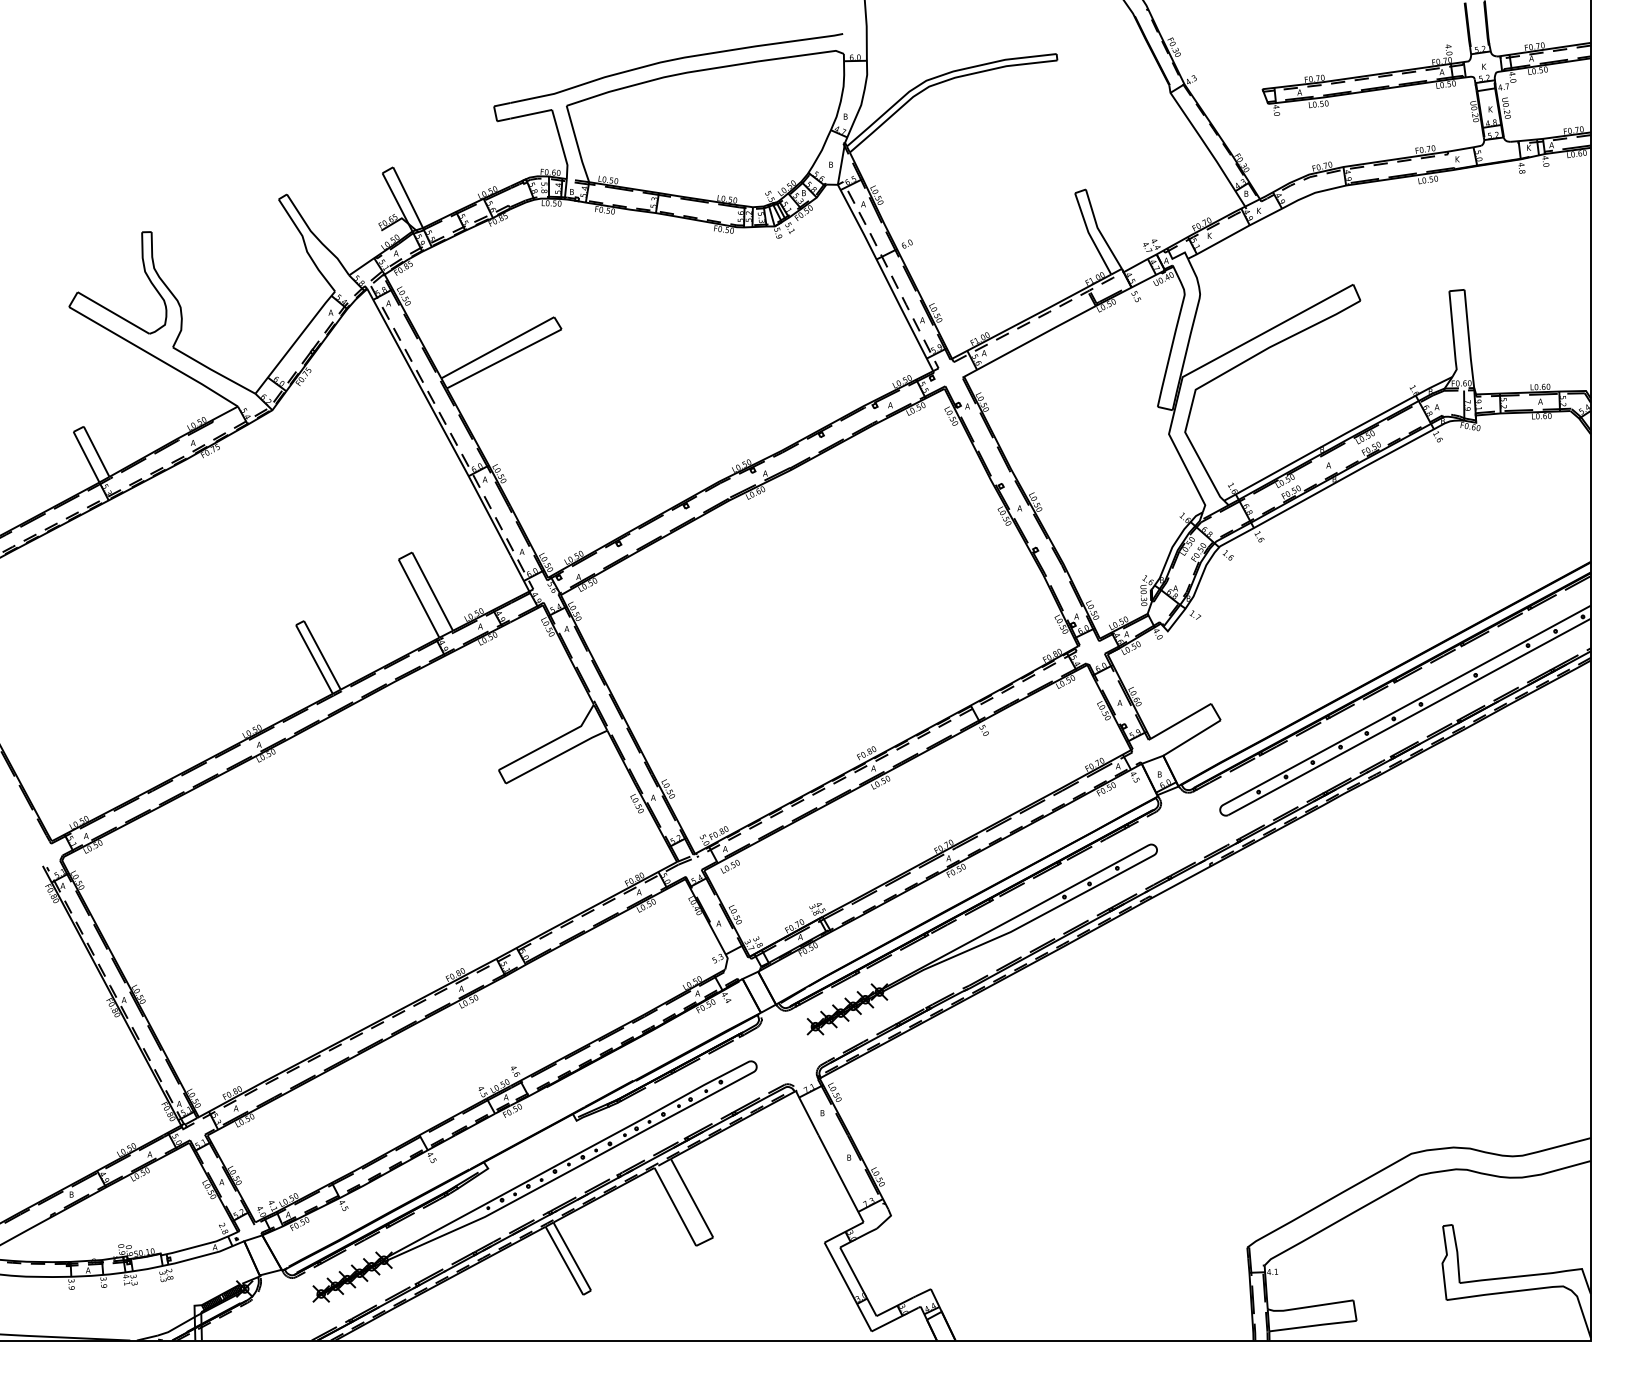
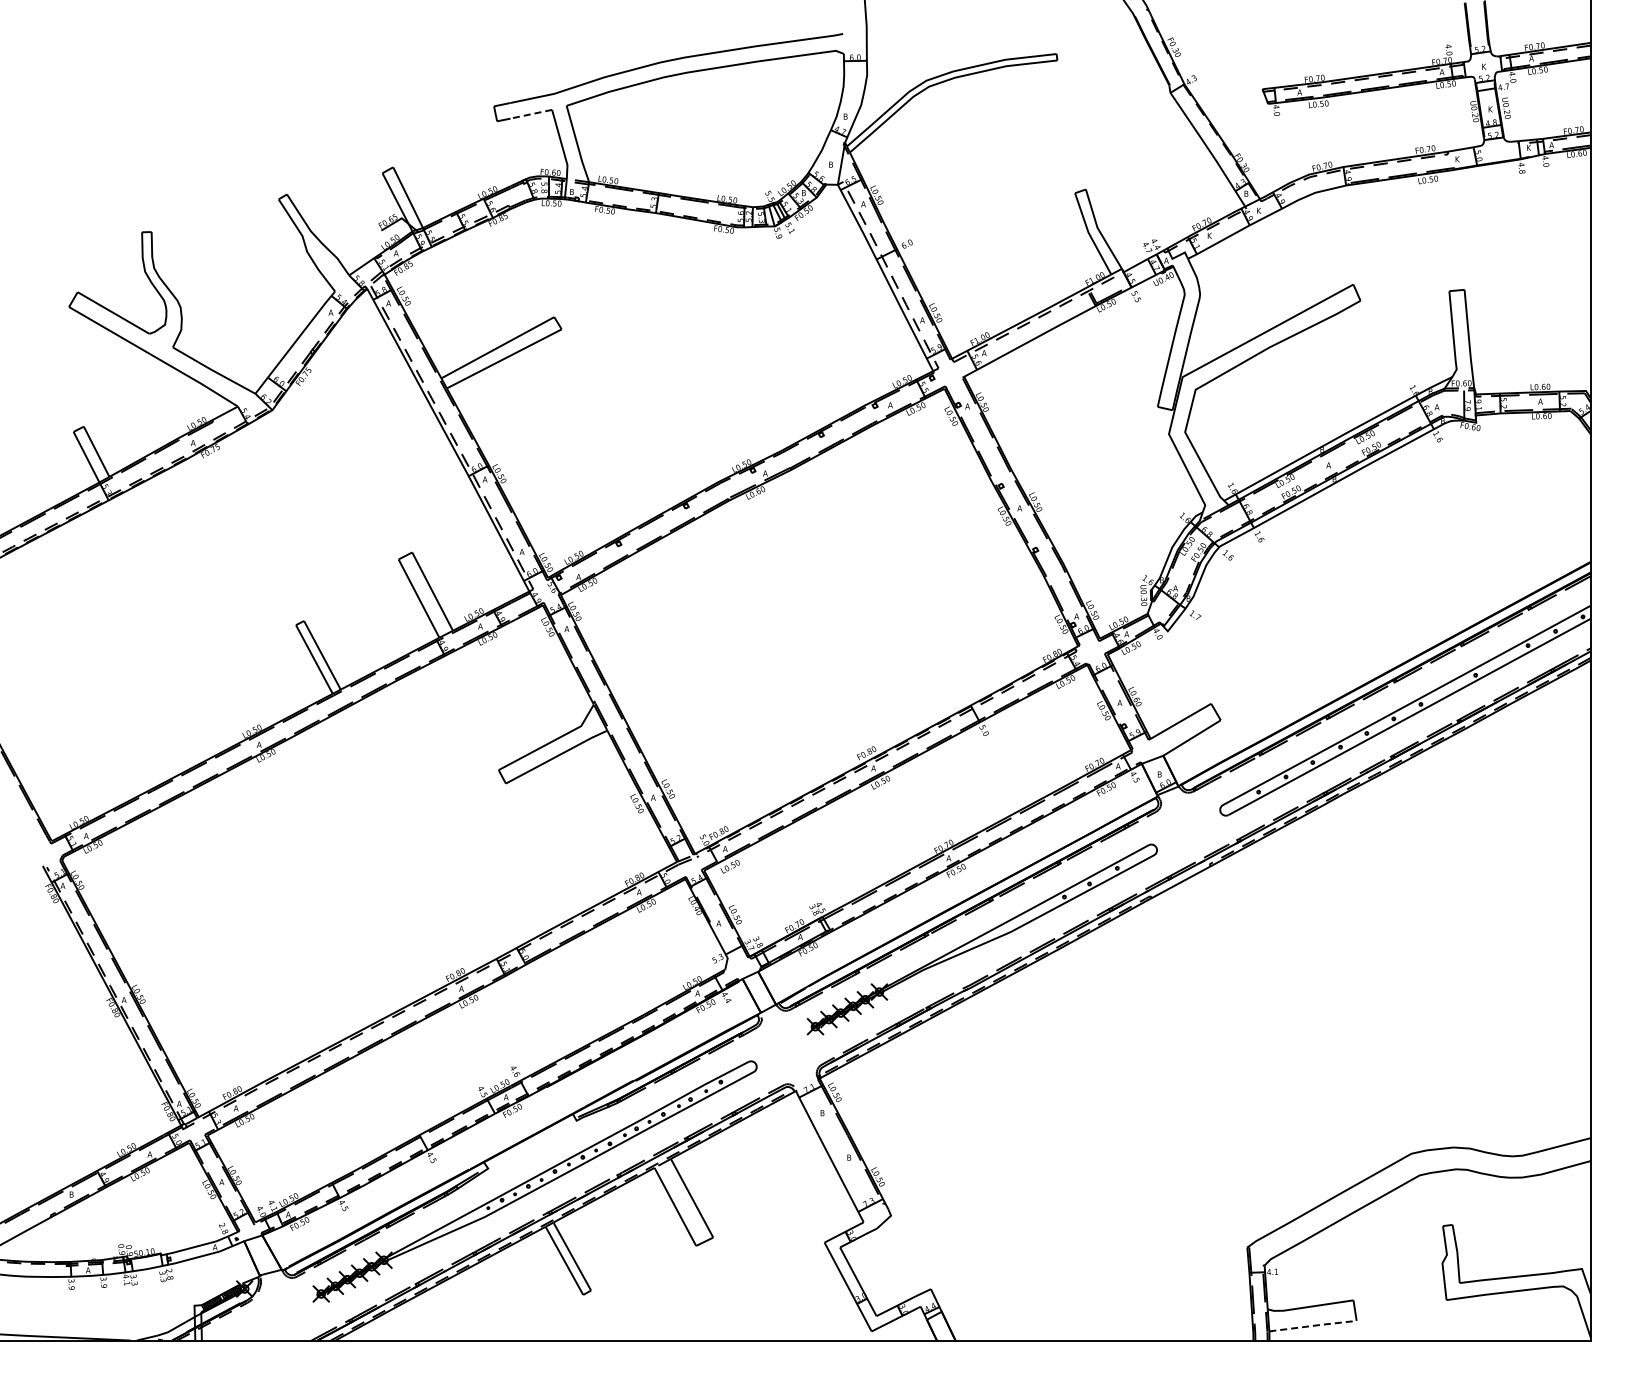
line: solid -> dashed (530, 114)
line: solid -> dashed (1313, 1325)
